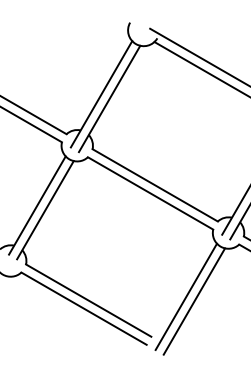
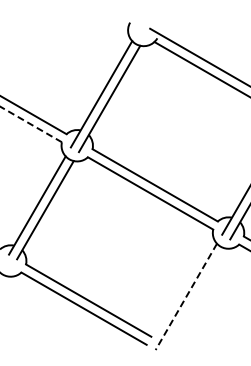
line: solid -> dashed (30, 124)
line: solid -> dashed (186, 297)
line: present -> none (194, 301)
